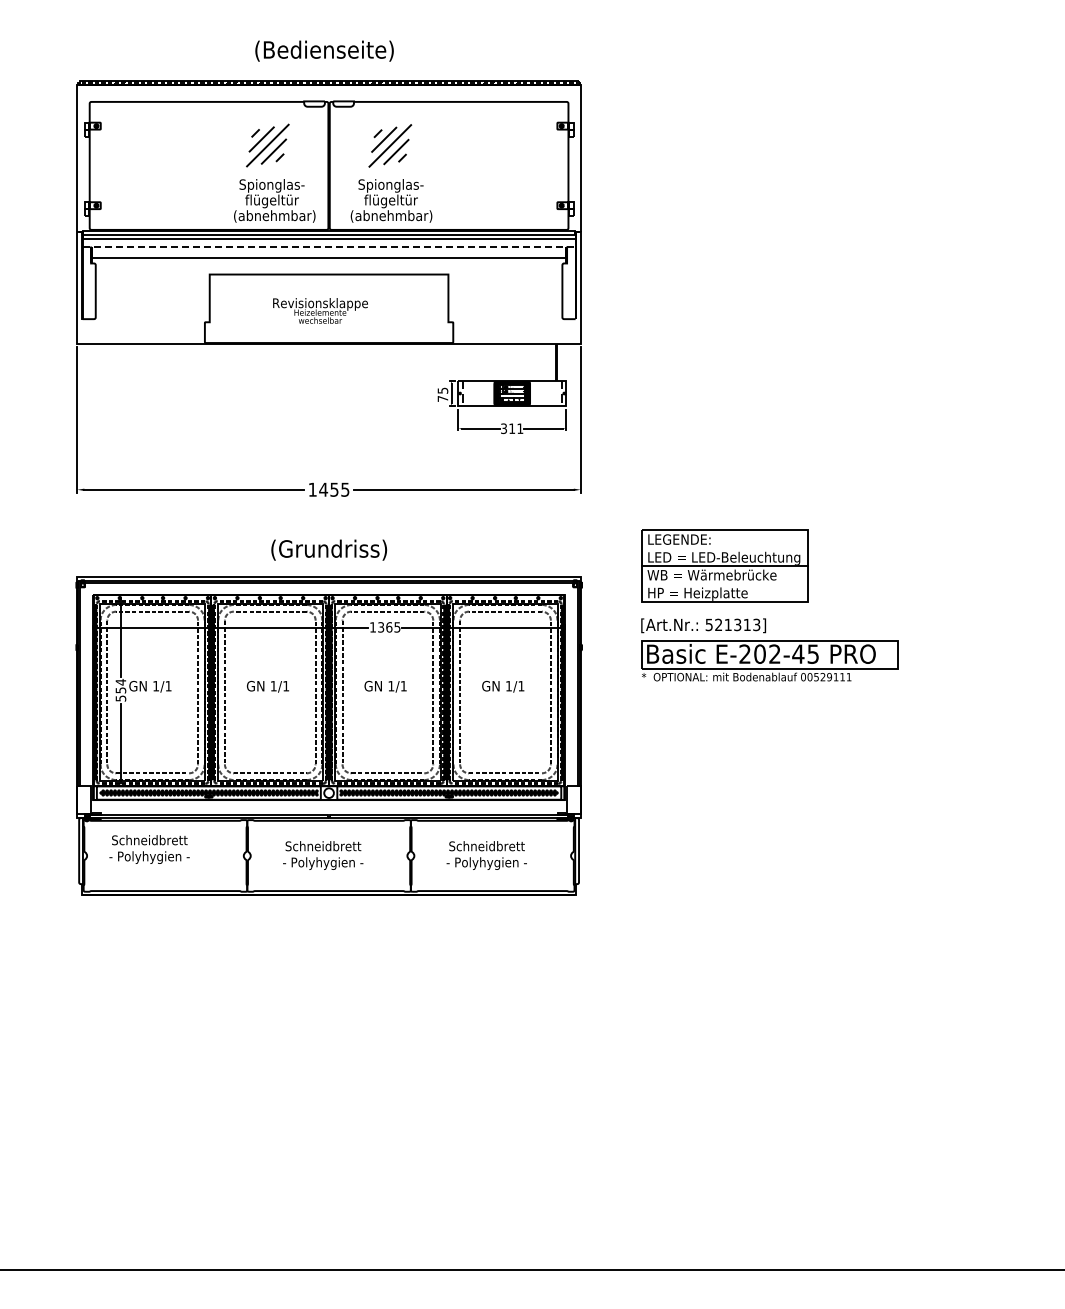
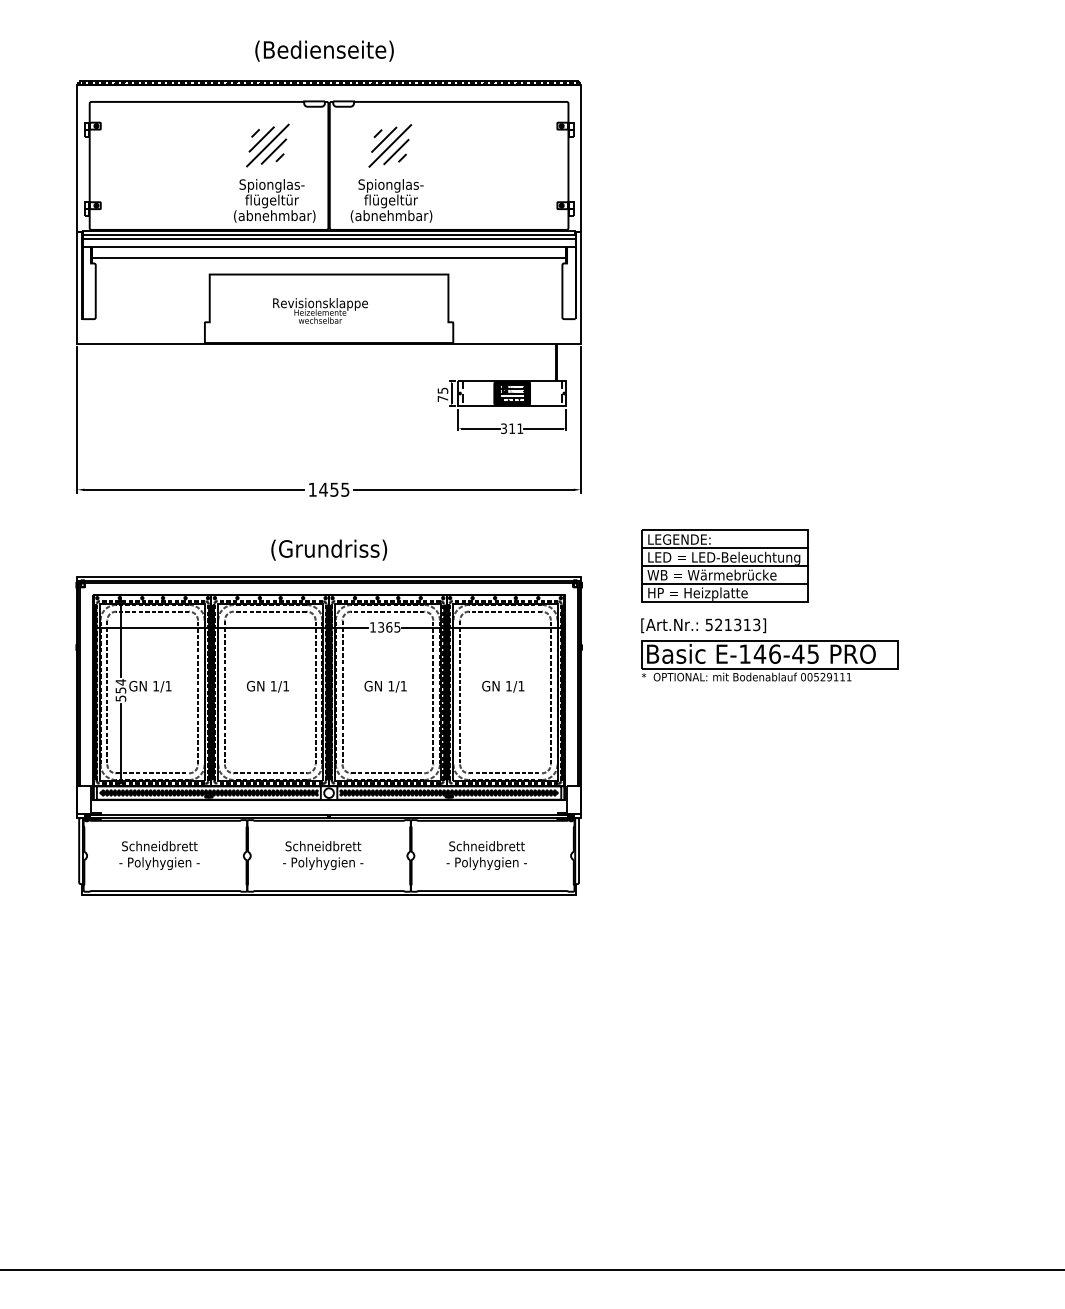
line: dashed -> solid (329, 246)
line: none -> present (724, 548)
line: none -> present (724, 583)
text: E-202-45 -> E-146-45 (759, 653)
text position: (149, 849) -> (159, 855) (159, 855)
